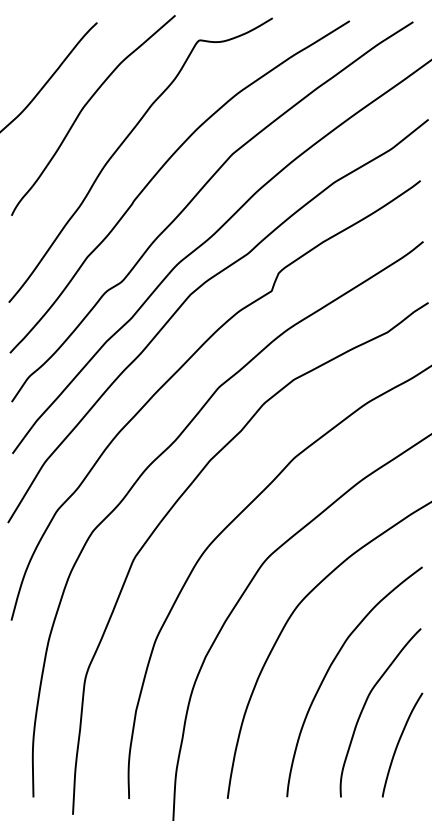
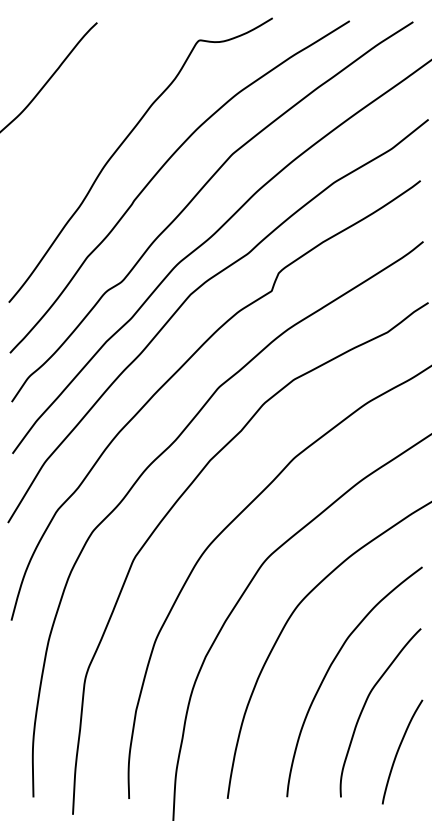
curve: present -> none (83, 109)
curve position: (399, 742) -> (399, 749) (399, 749)
